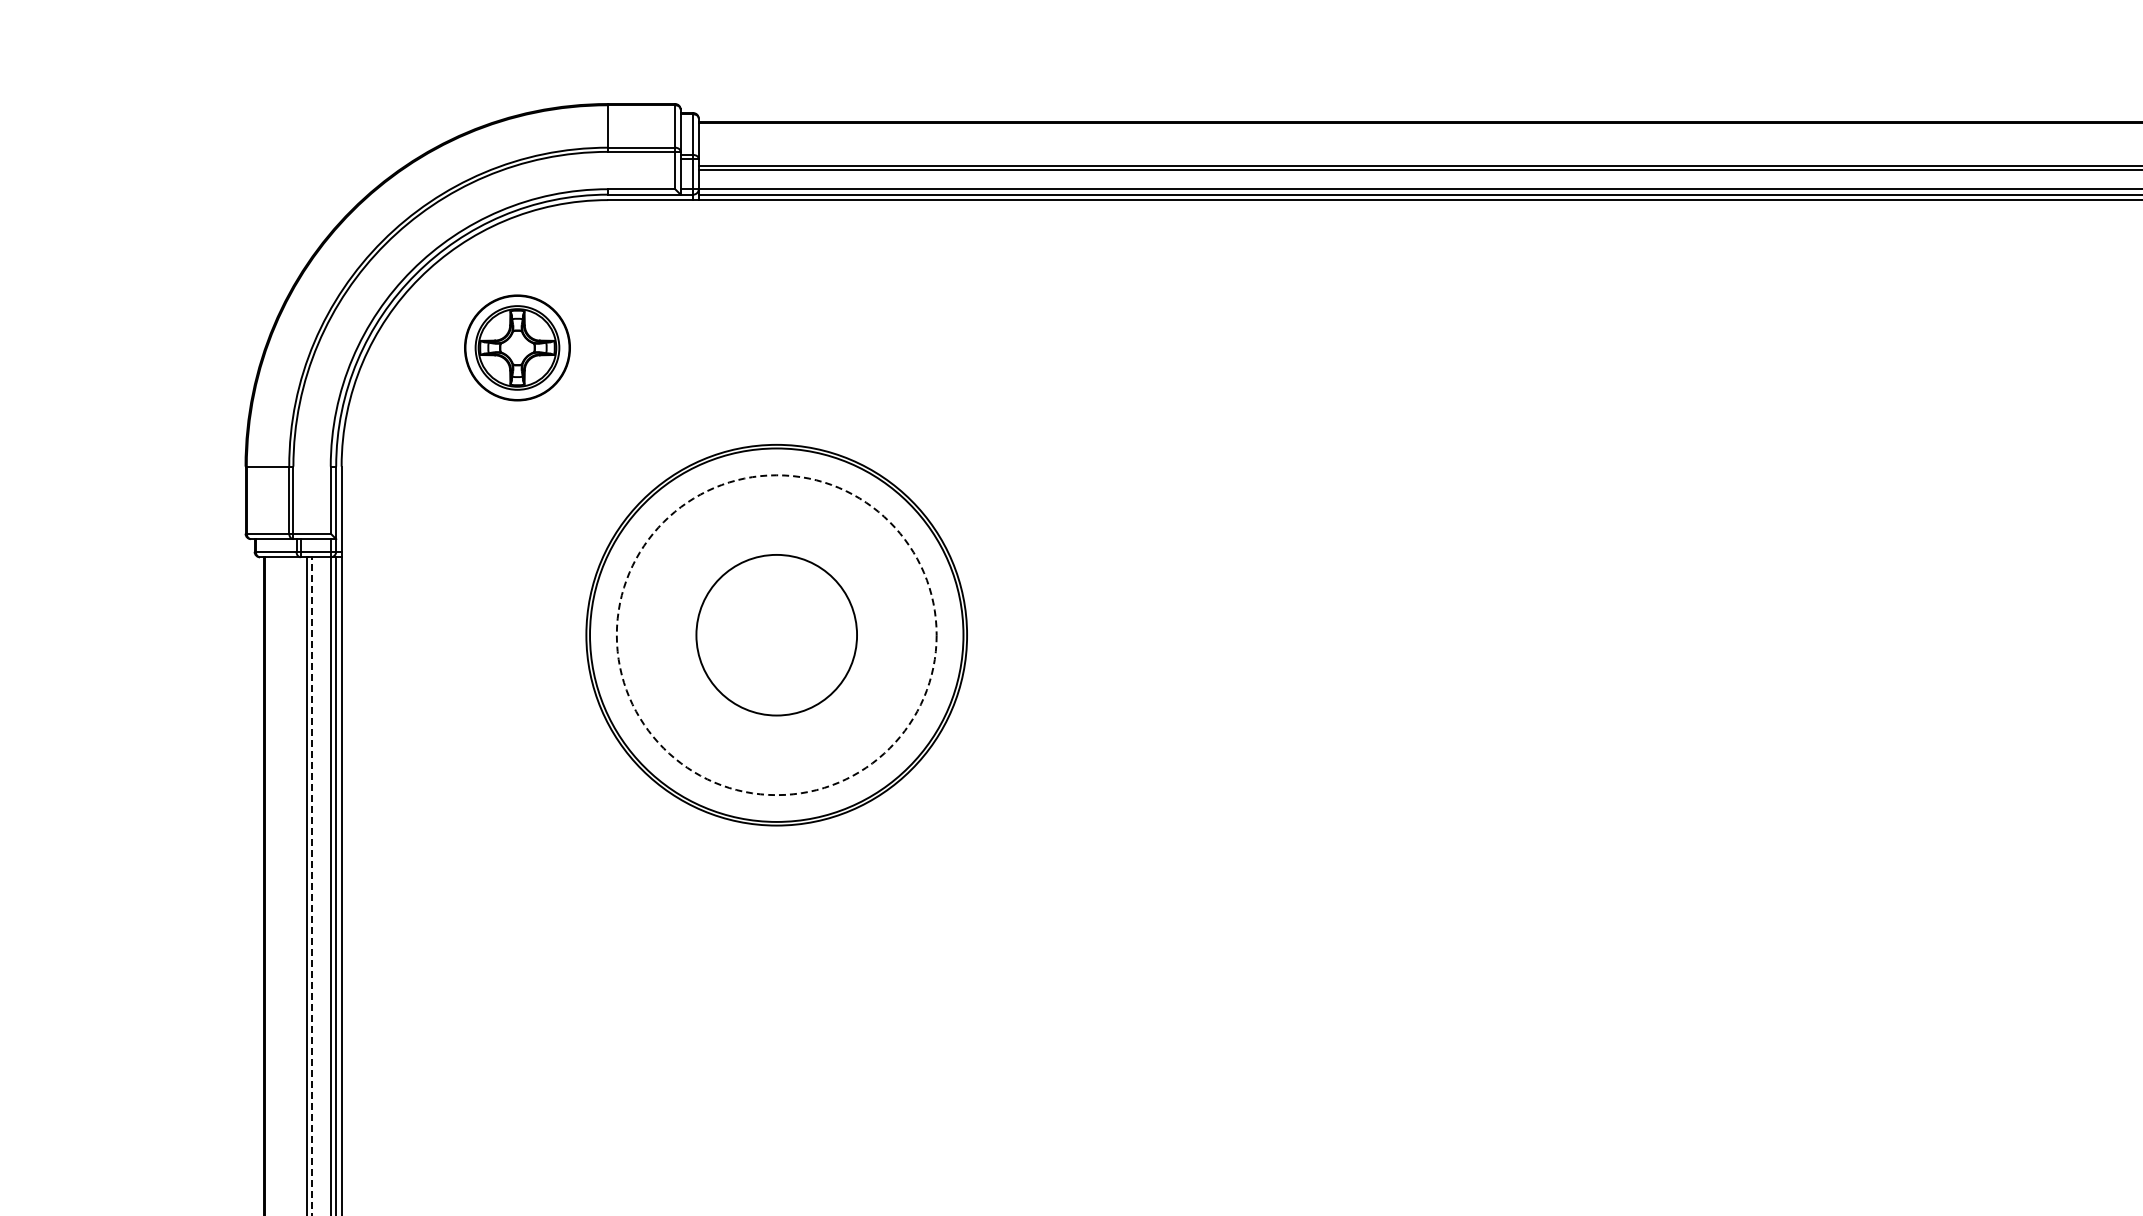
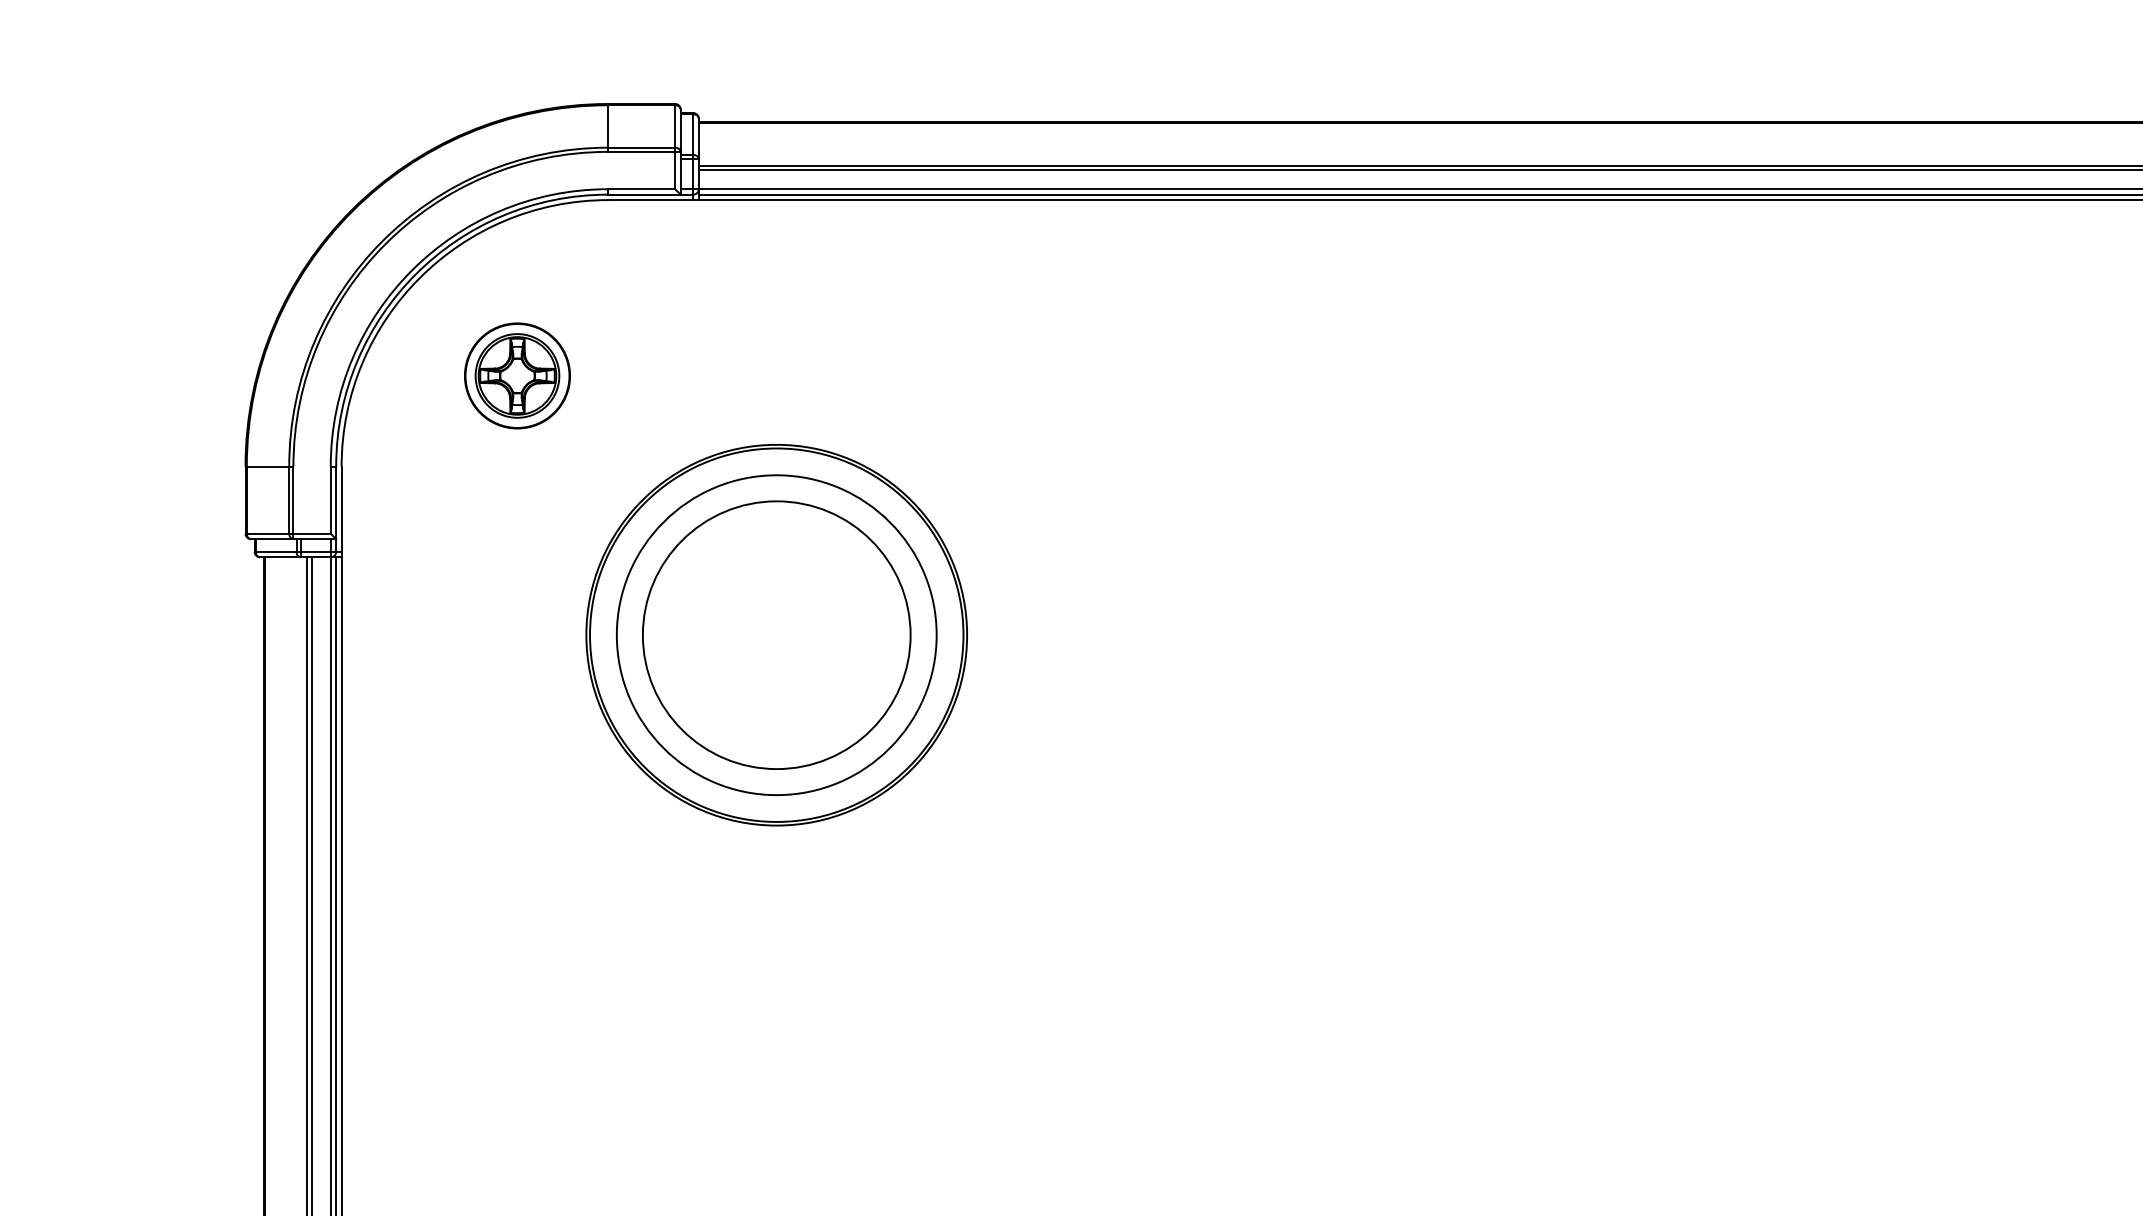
part position: (517, 347) -> (517, 375) (517, 375)
circle diameter: 161 px -> 268 px (776, 635)
circle: dashed -> solid (776, 635)
line: dashed -> solid (311, 886)
